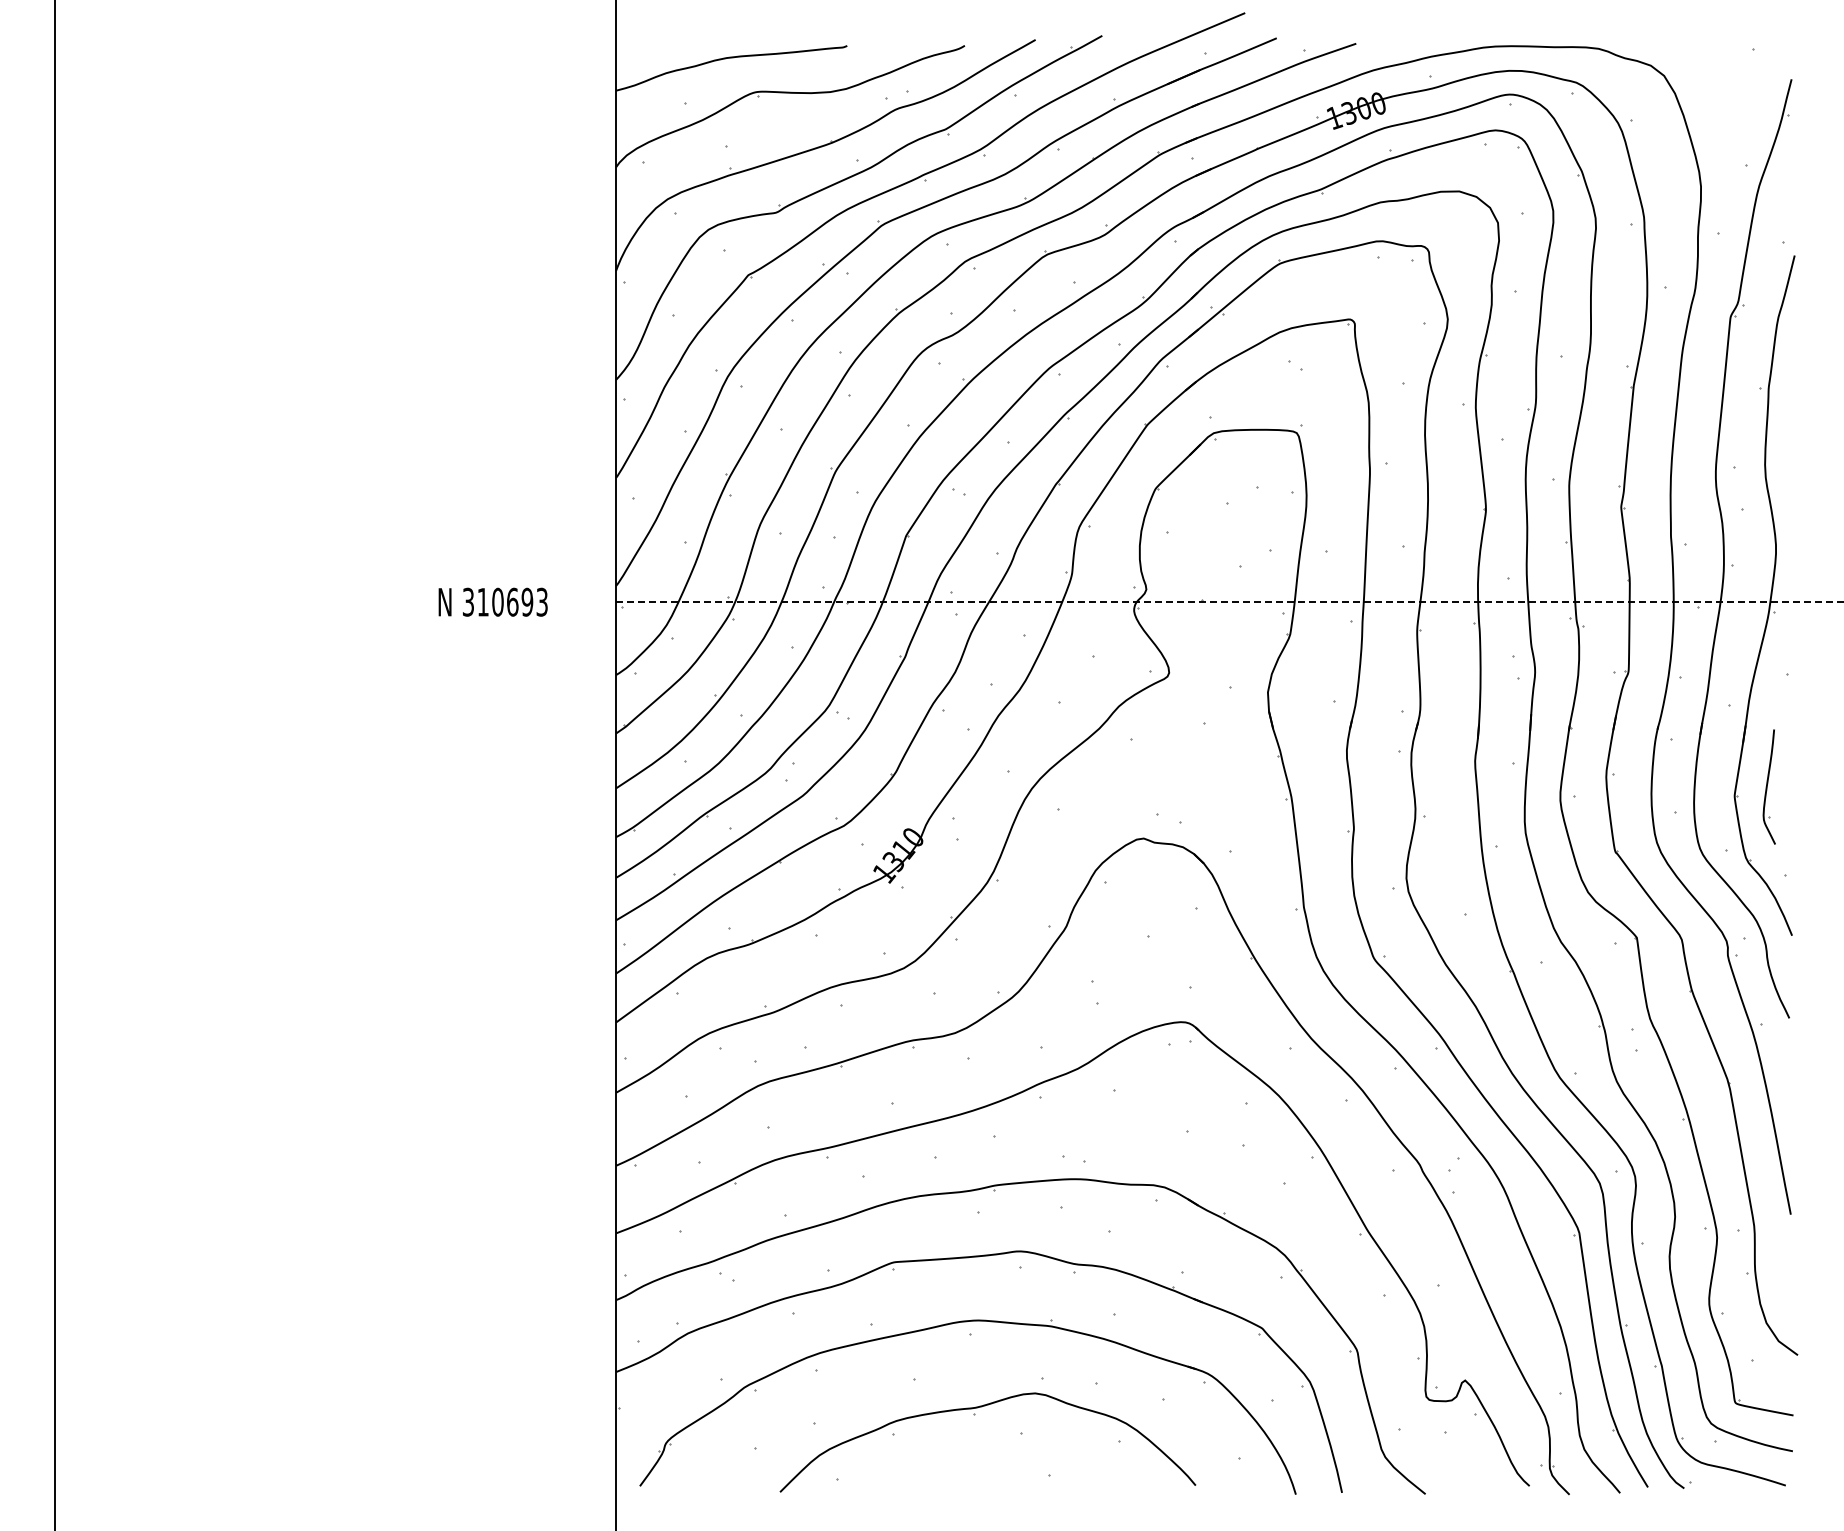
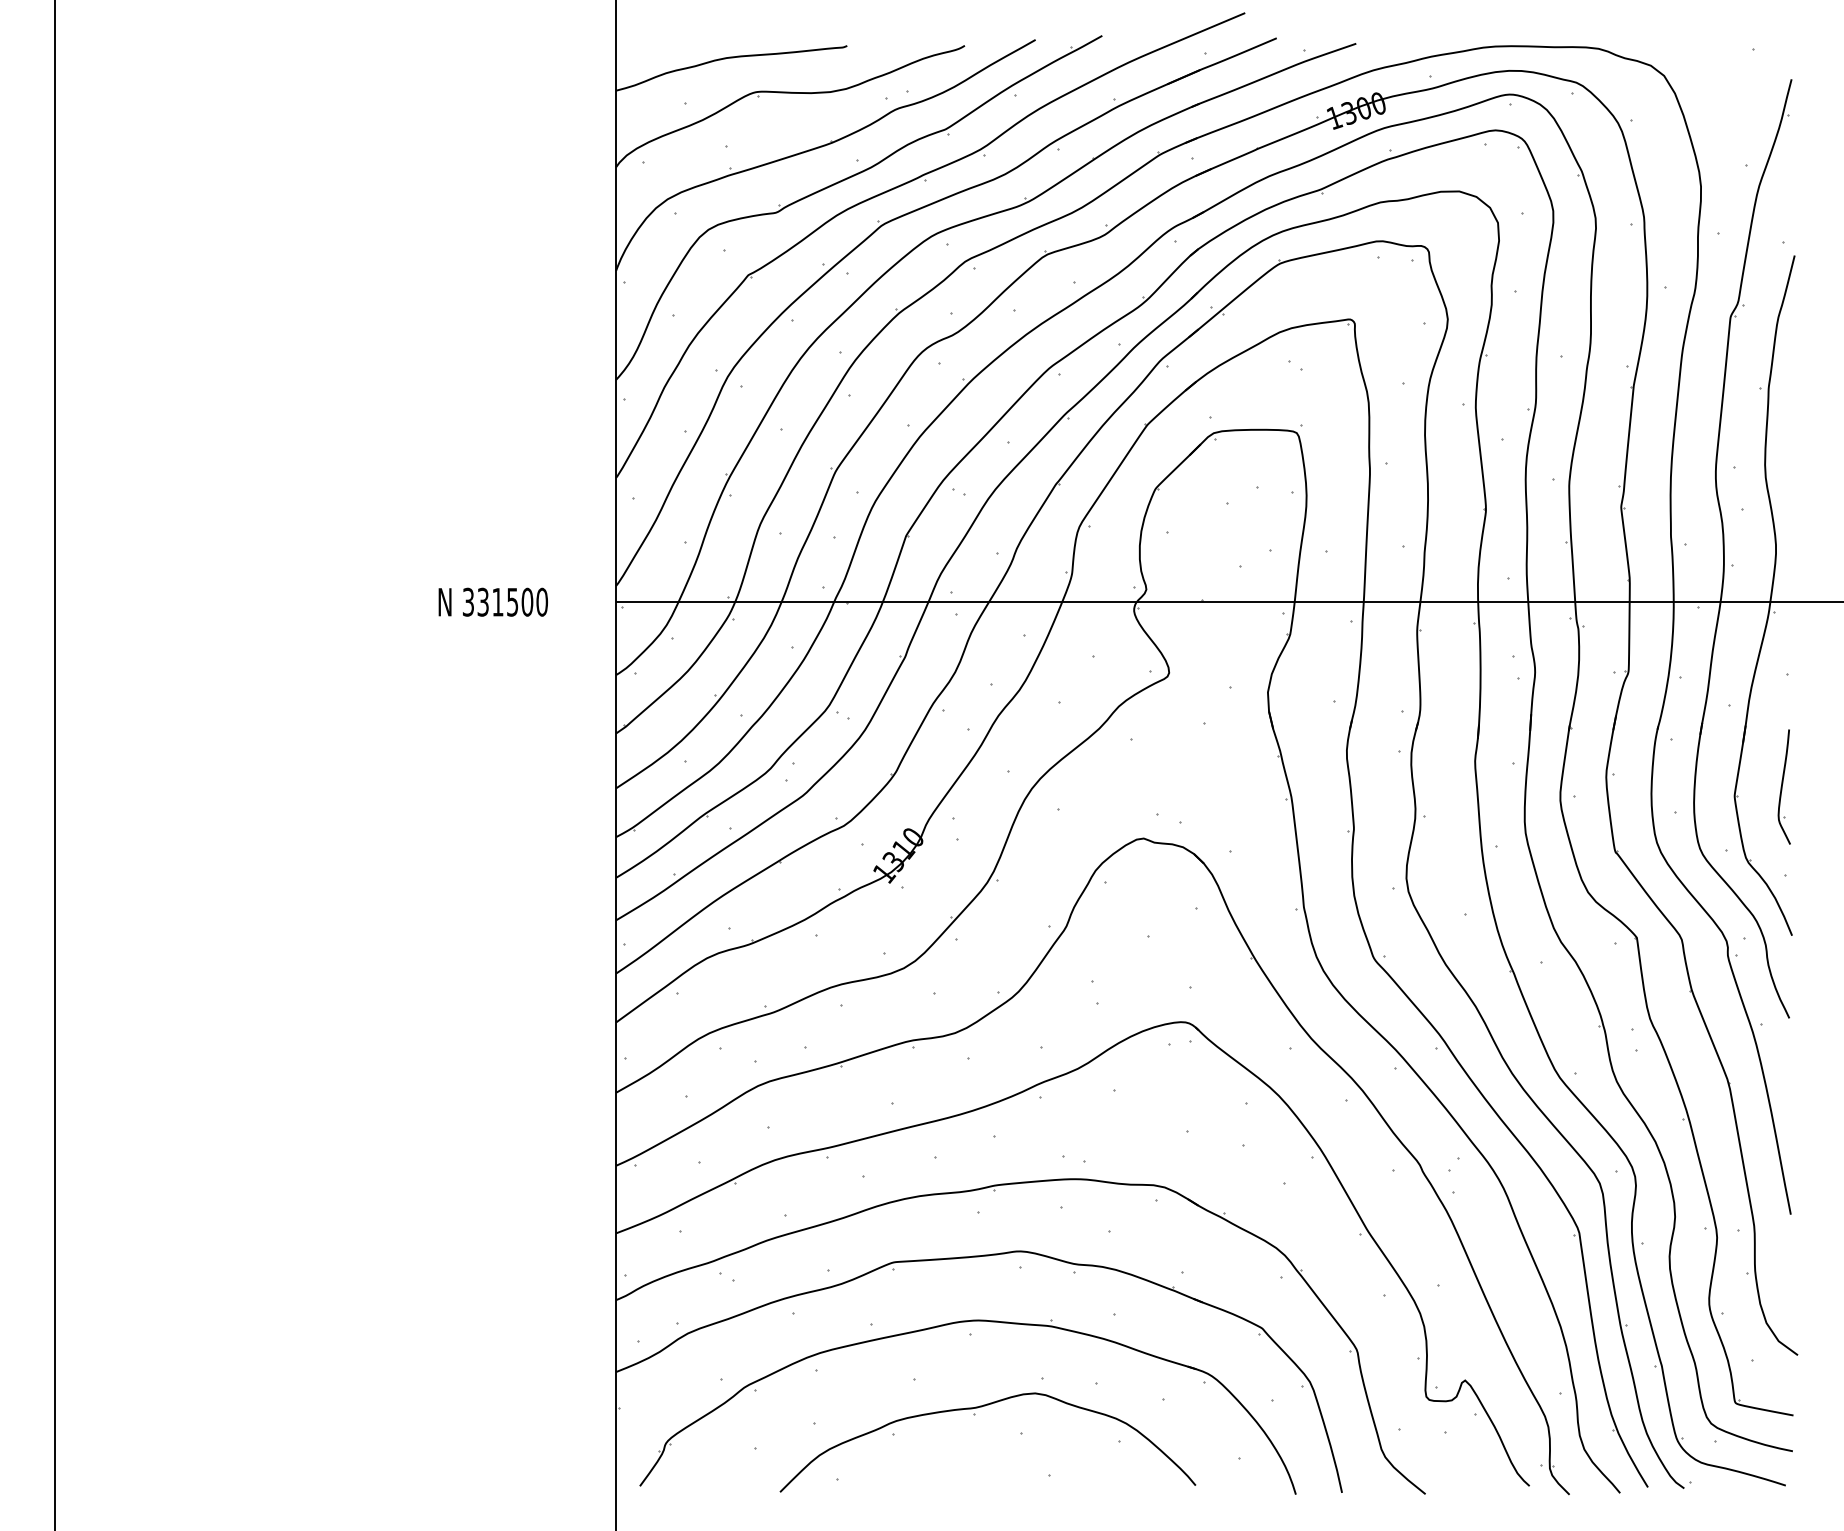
text: 310693 -> 331500 (512, 601)
line: dashed -> solid (1229, 602)
part position: (1768, 786) -> (1783, 786) (1783, 786)
